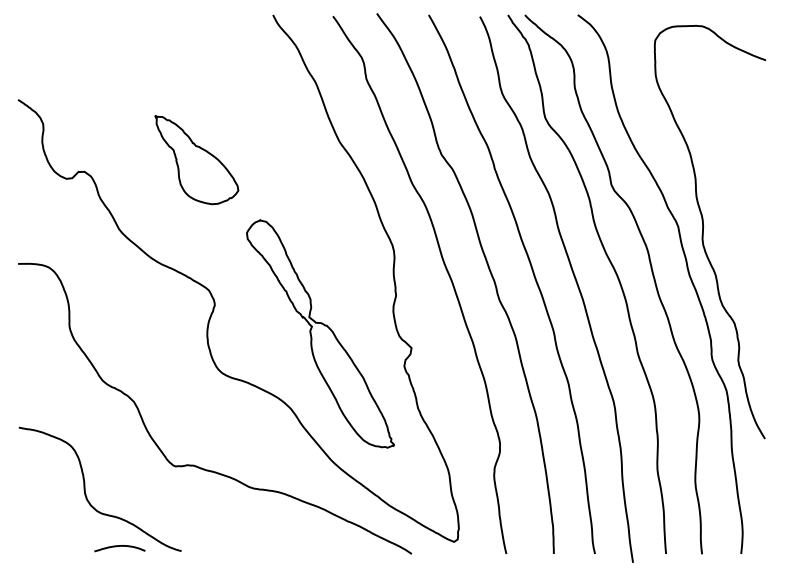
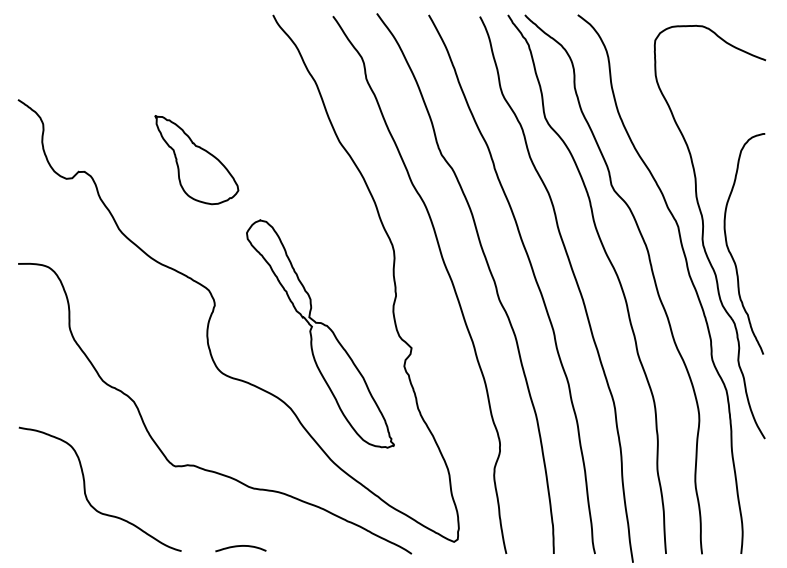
curve: none -> present (730, 251)
curve position: (119, 546) -> (240, 546) (240, 546)
